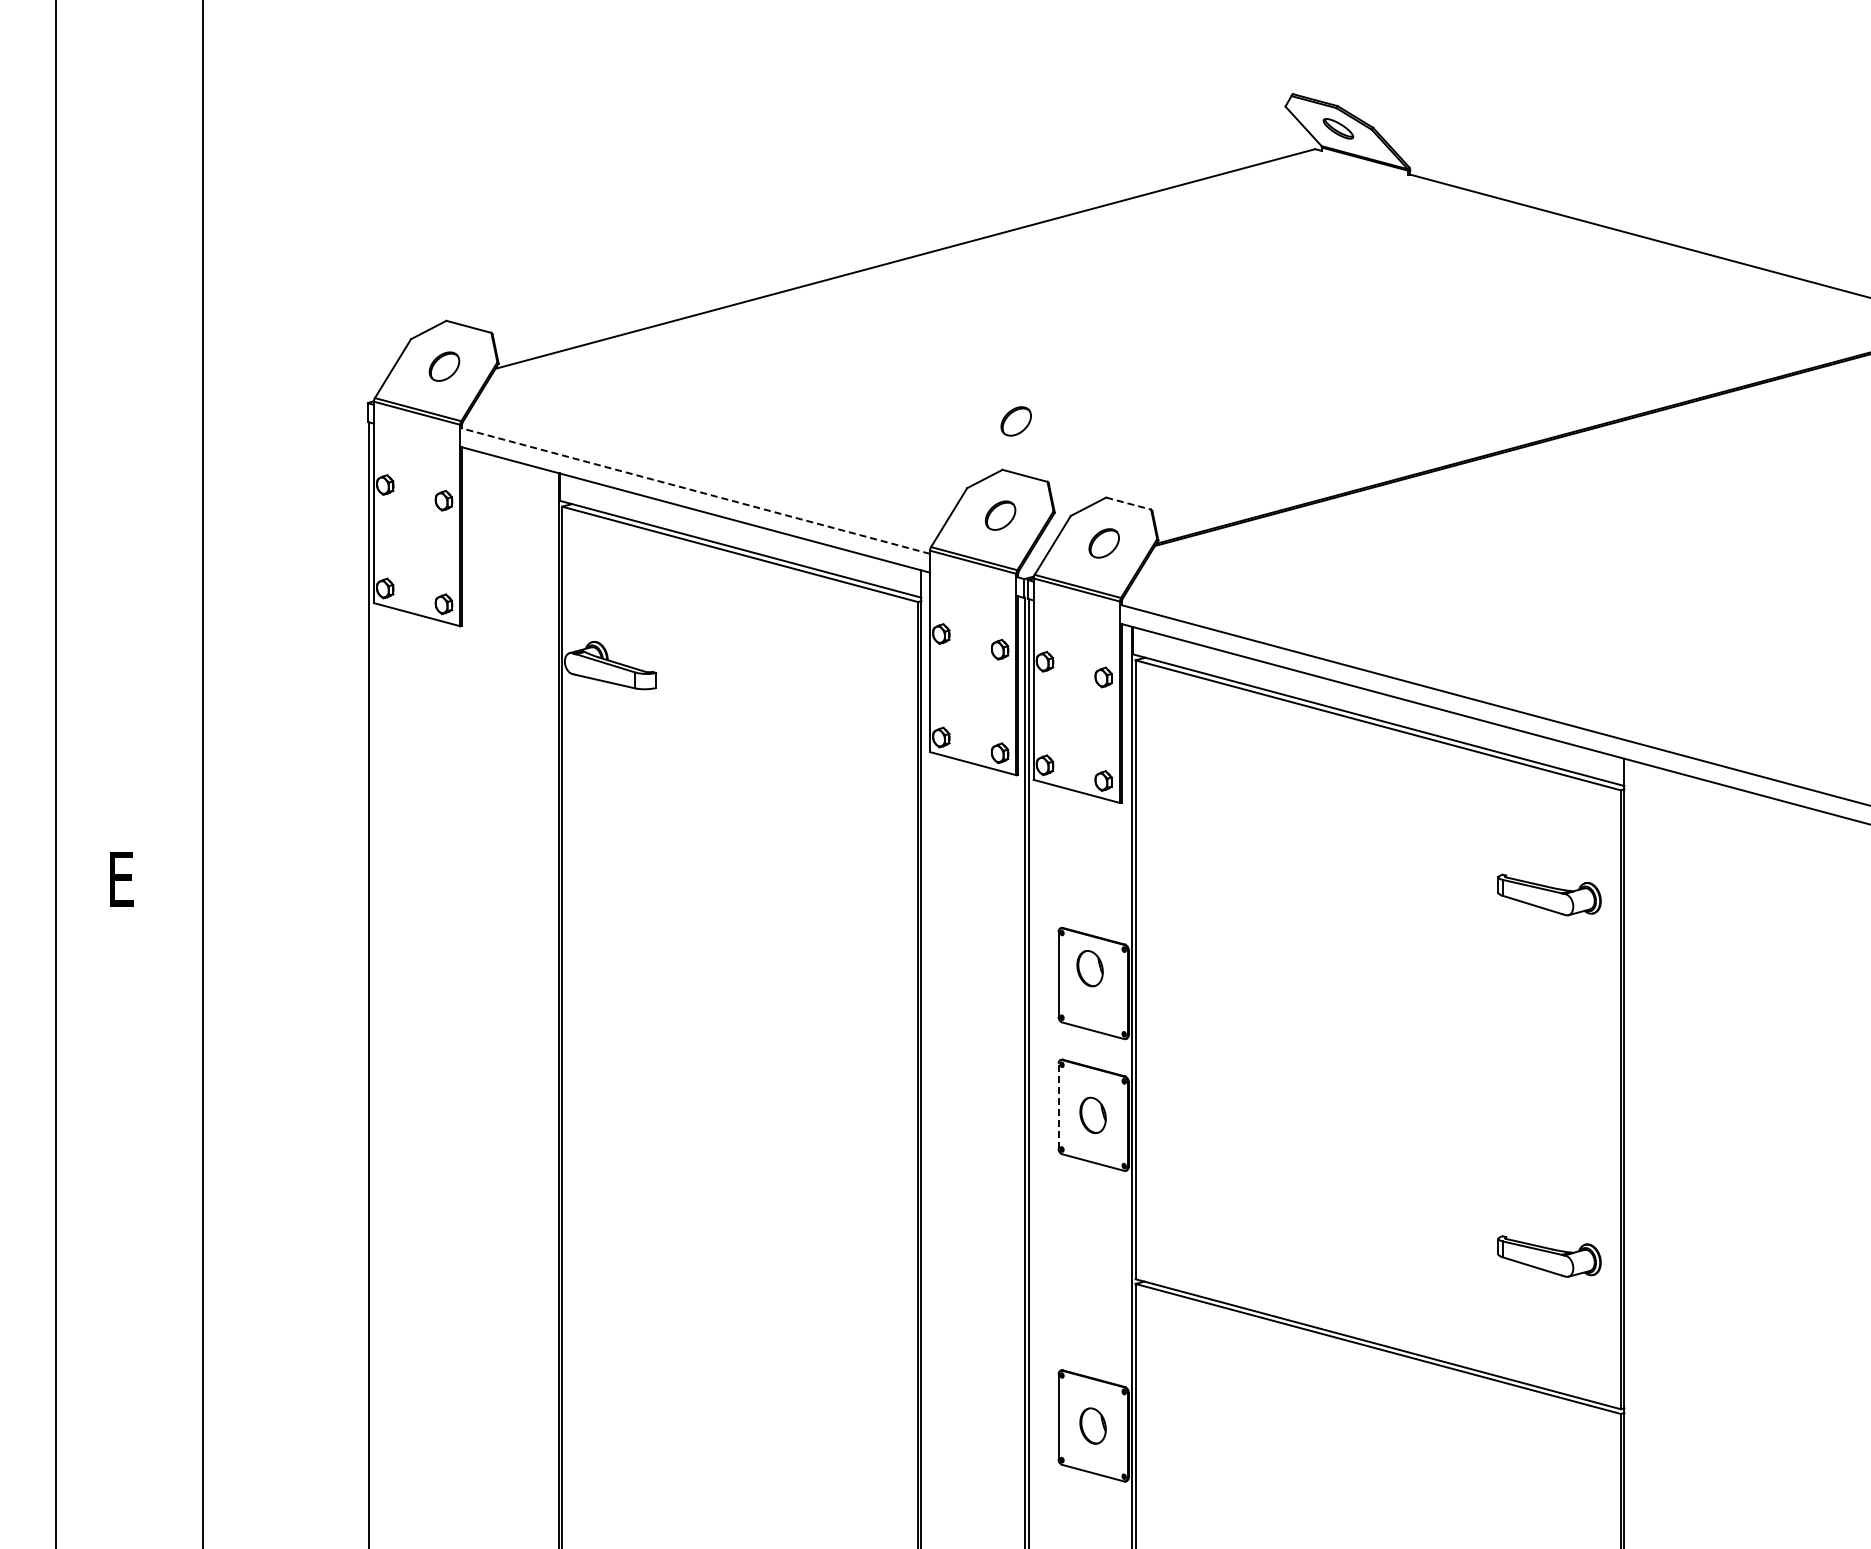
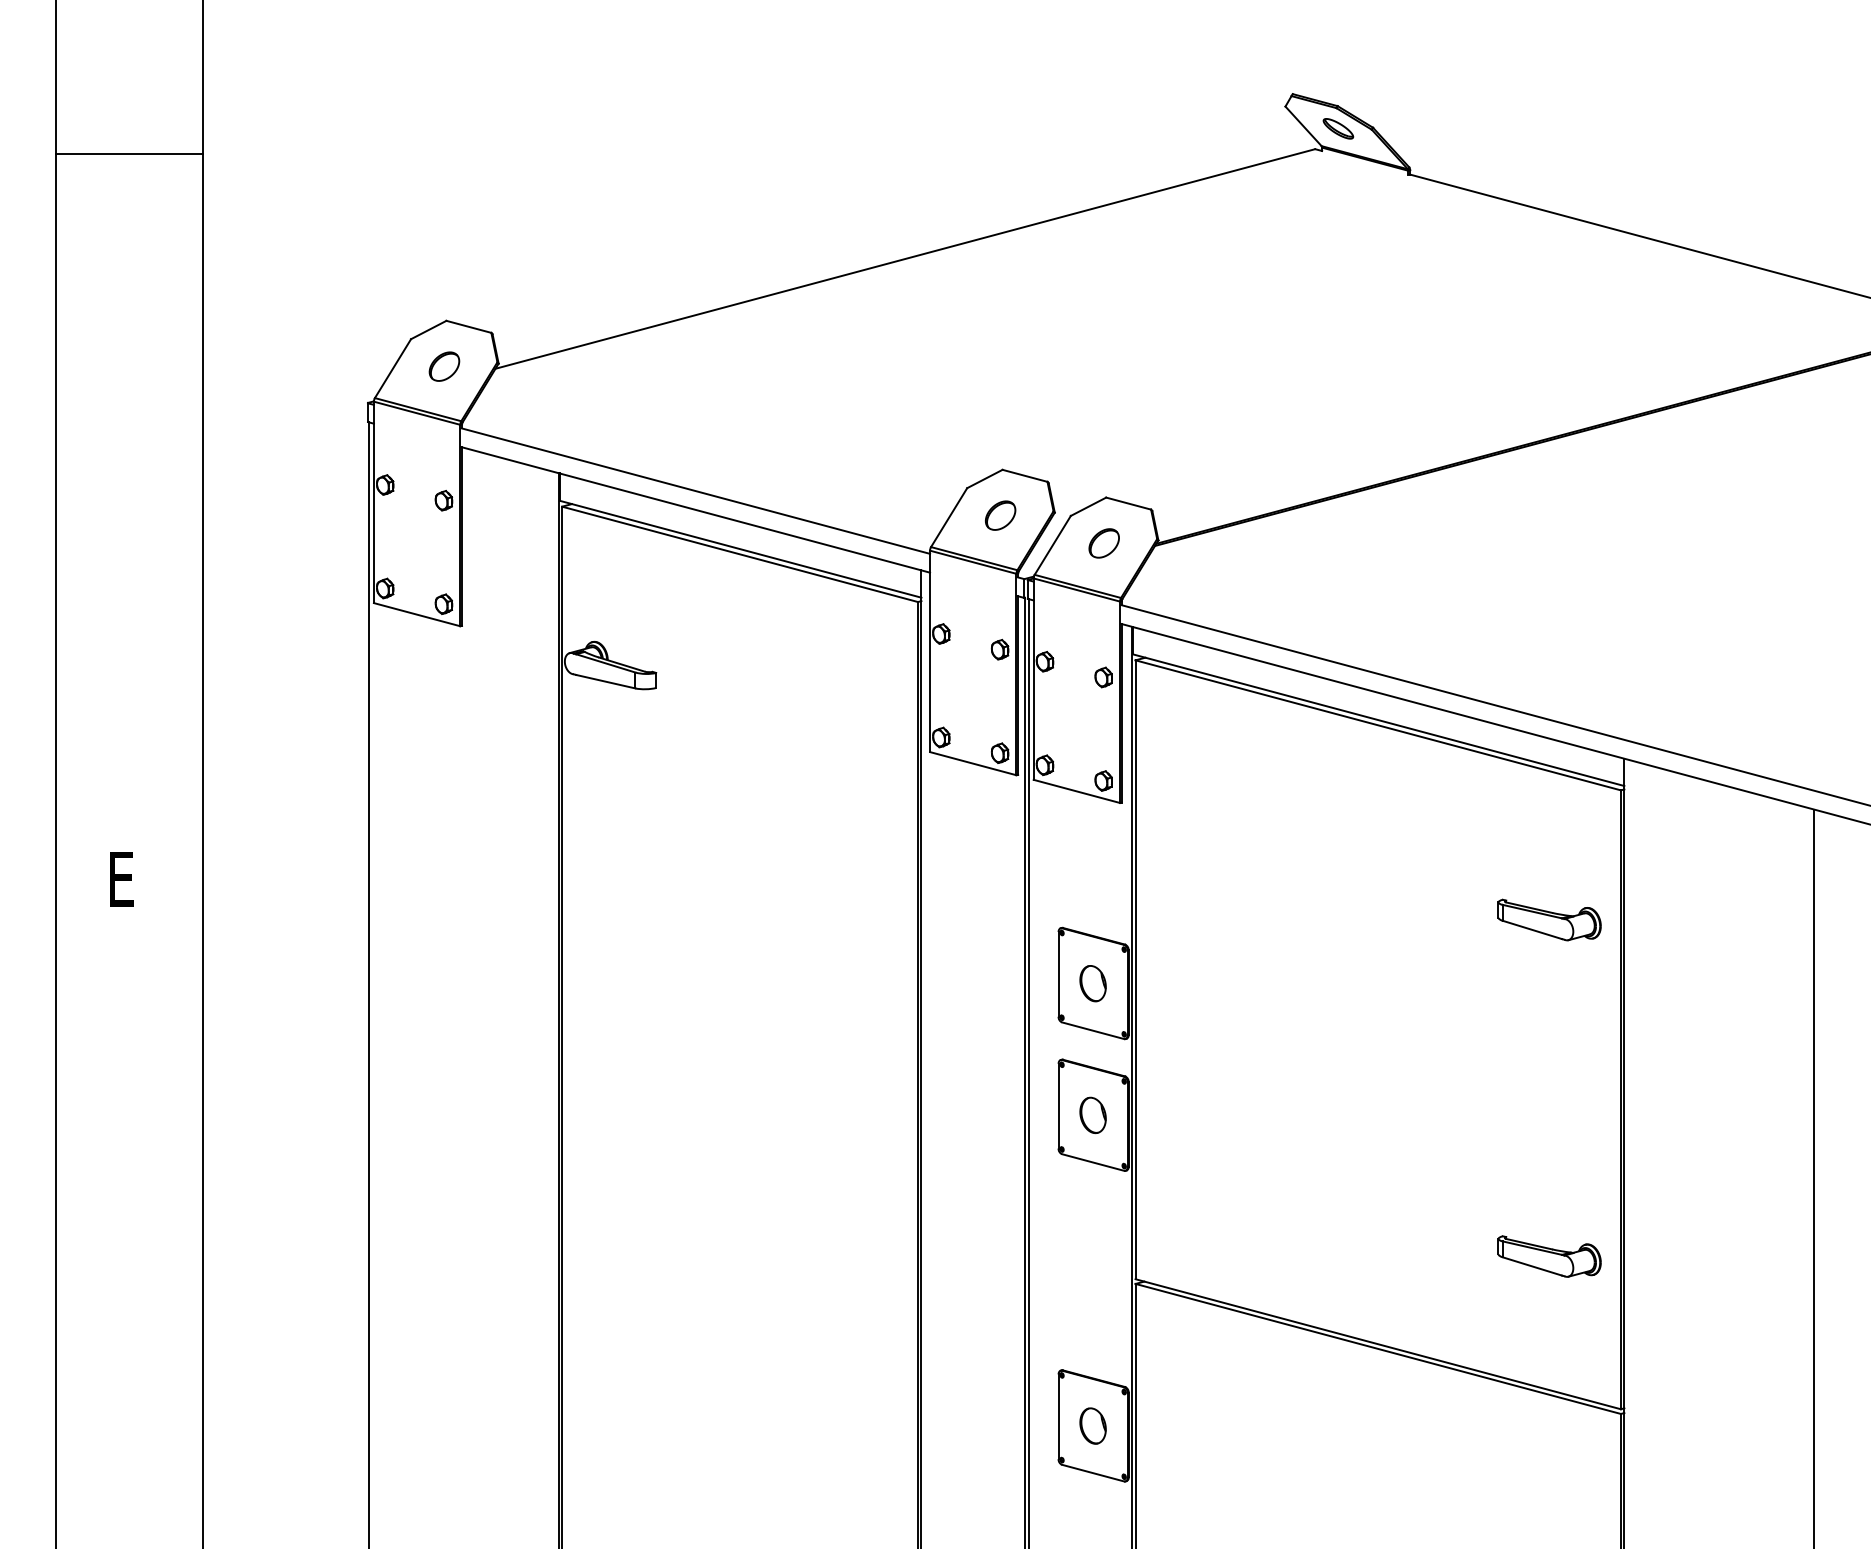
line: none -> present (129, 153)
part: present -> none (1015, 421)
line: dashed -> solid (695, 491)
line: dashed -> solid (1129, 503)
part position: (1549, 894) -> (1549, 919) (1549, 919)
part position: (1089, 968) -> (1092, 983) (1092, 983)
line: dashed -> solid (1058, 1105)
line: none -> present (1814, 1177)
